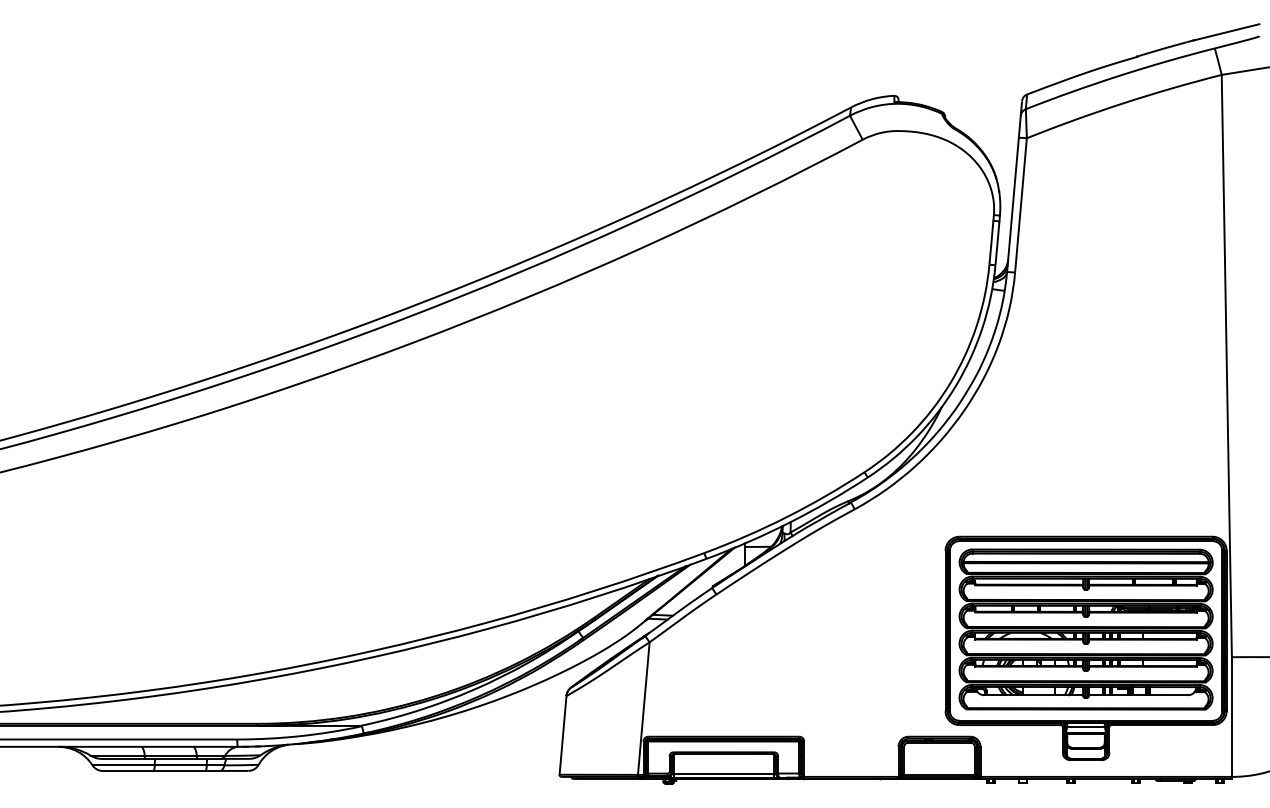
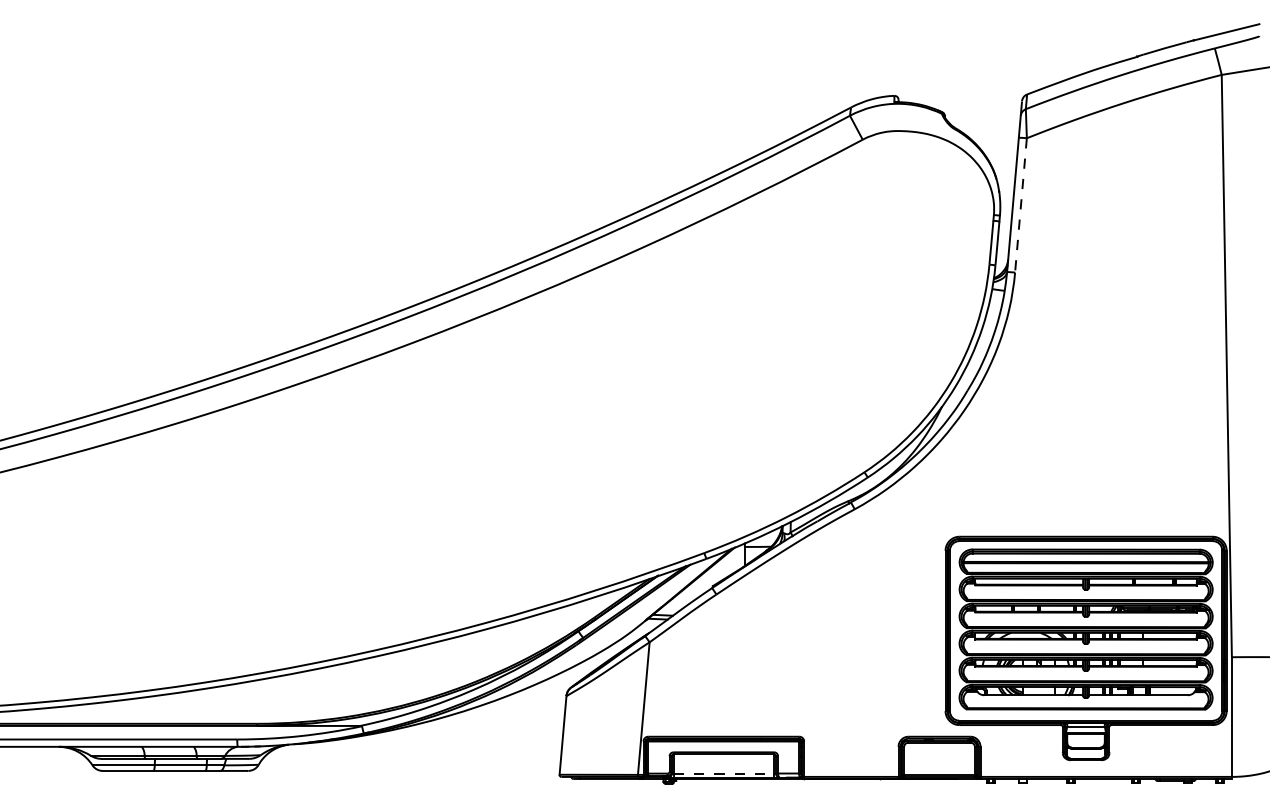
line: solid -> dashed (1020, 205)
line: solid -> dashed (724, 773)
